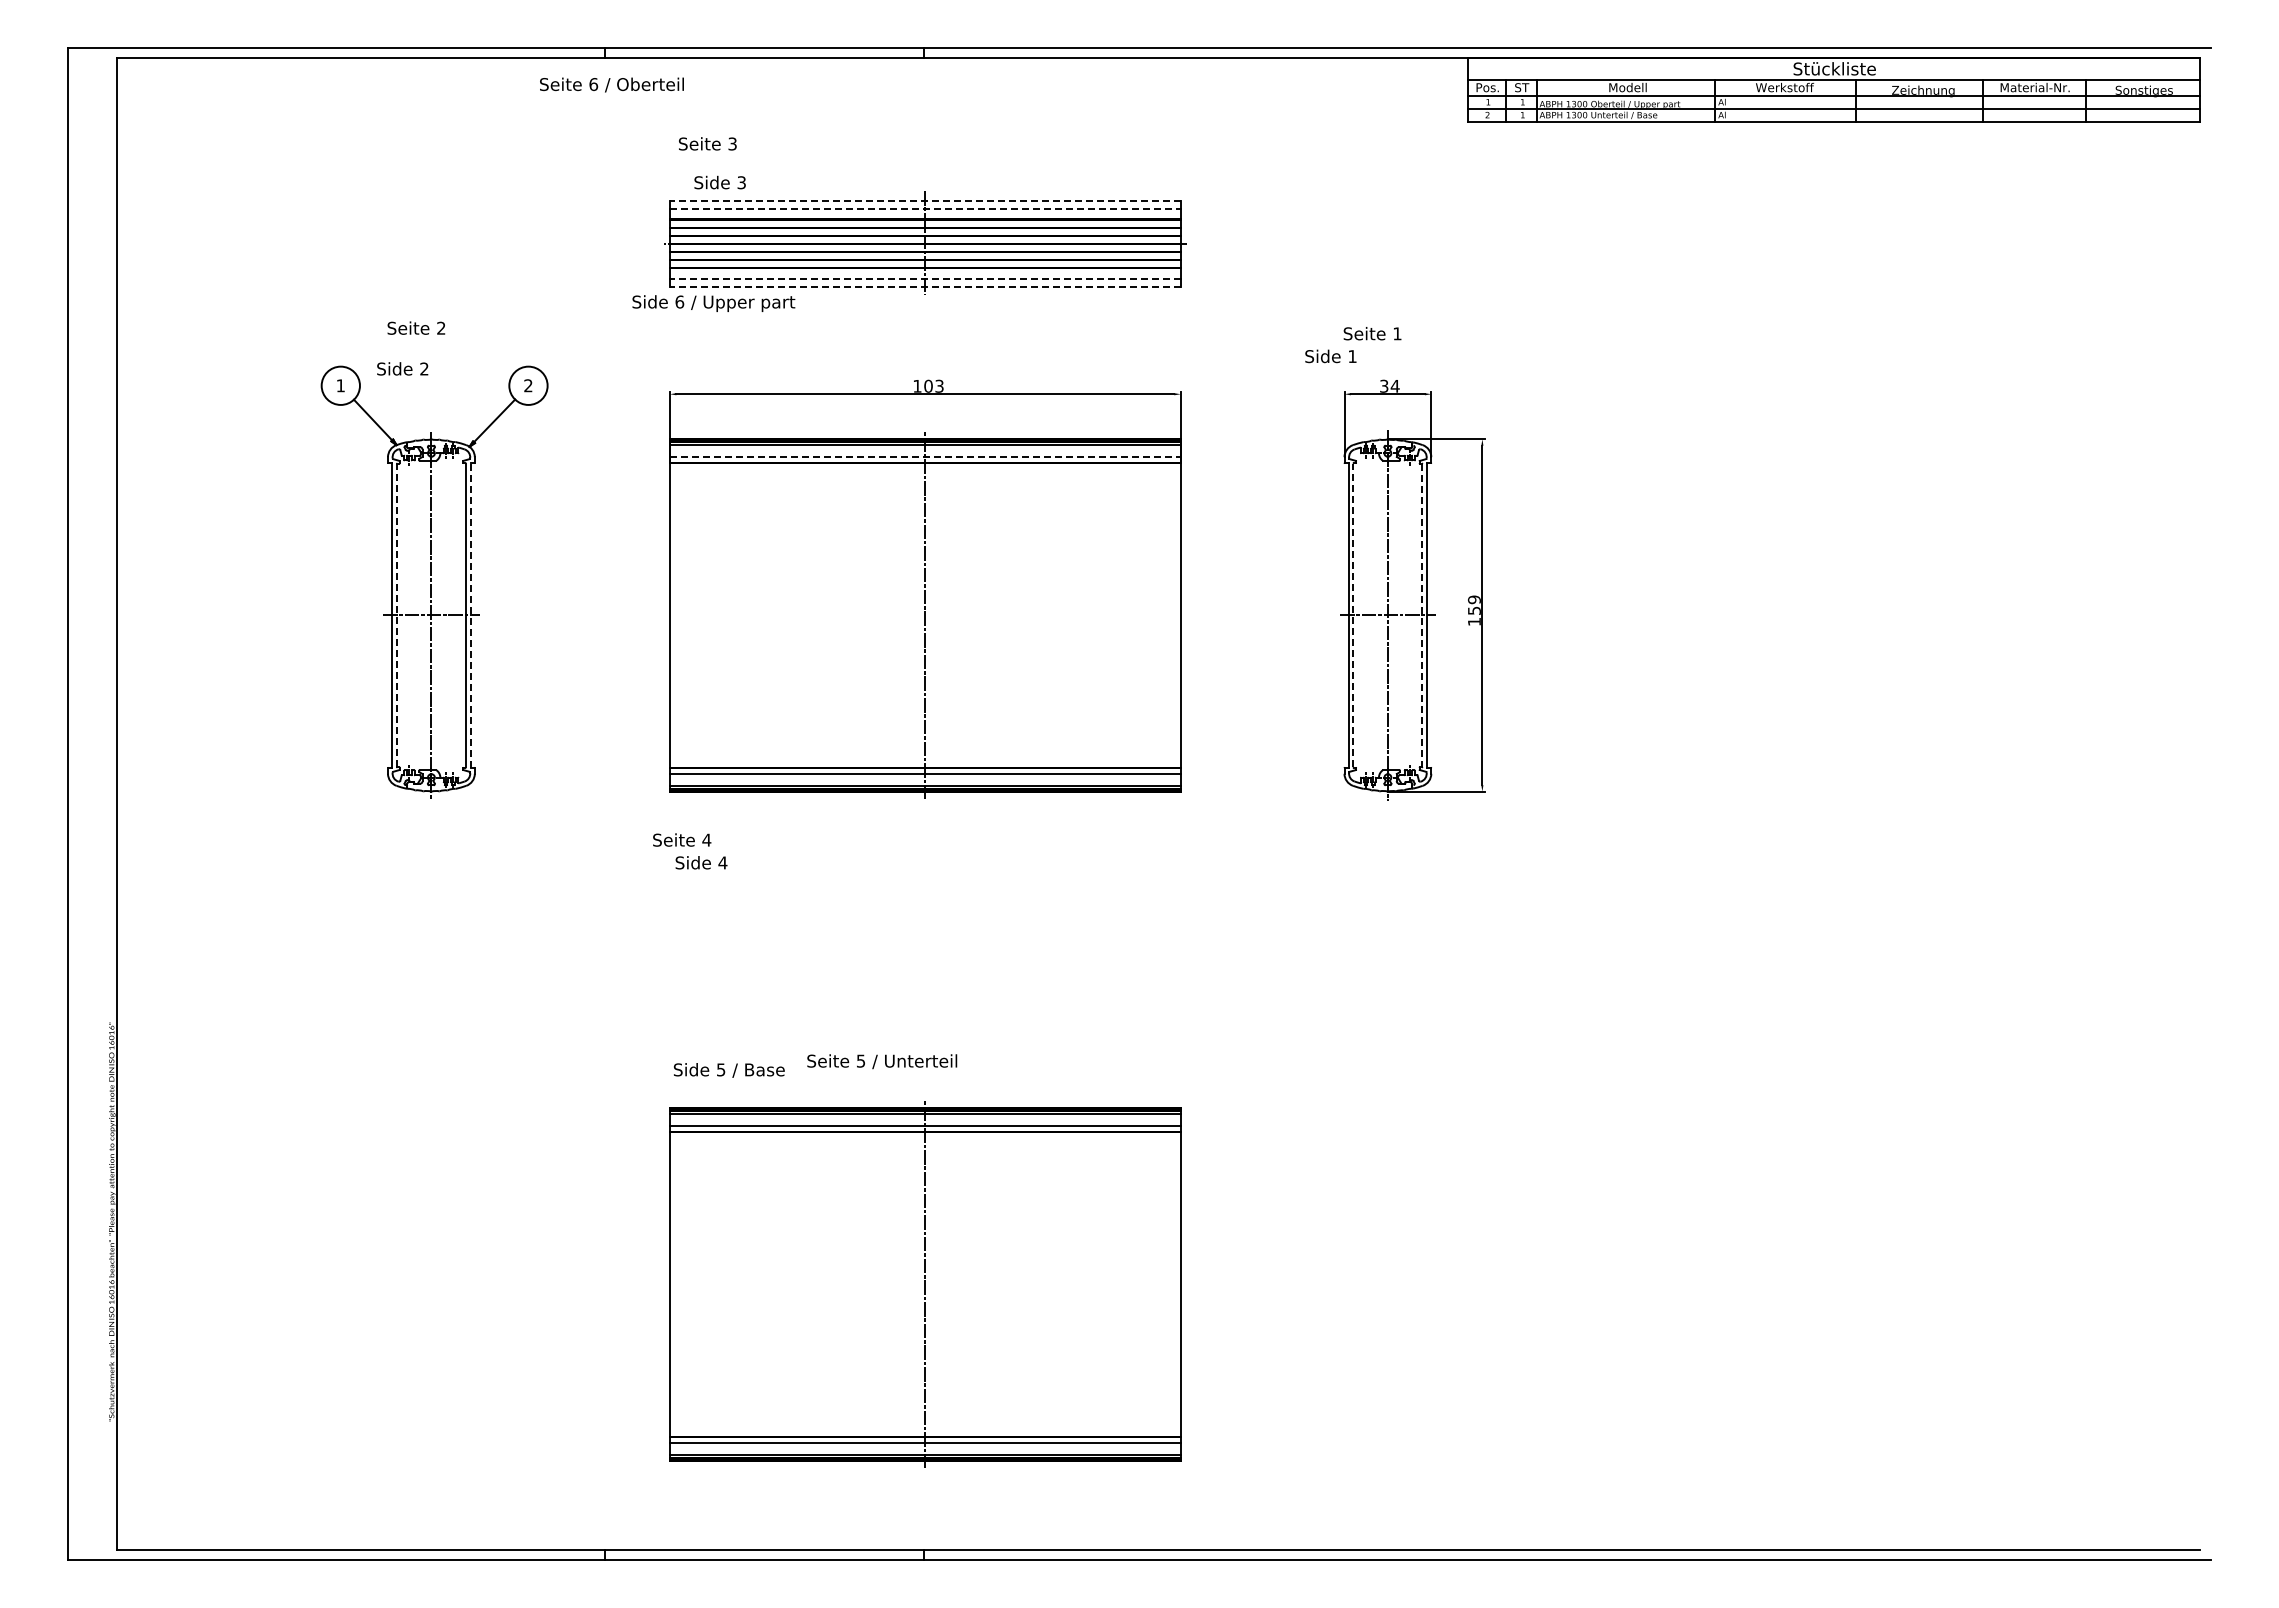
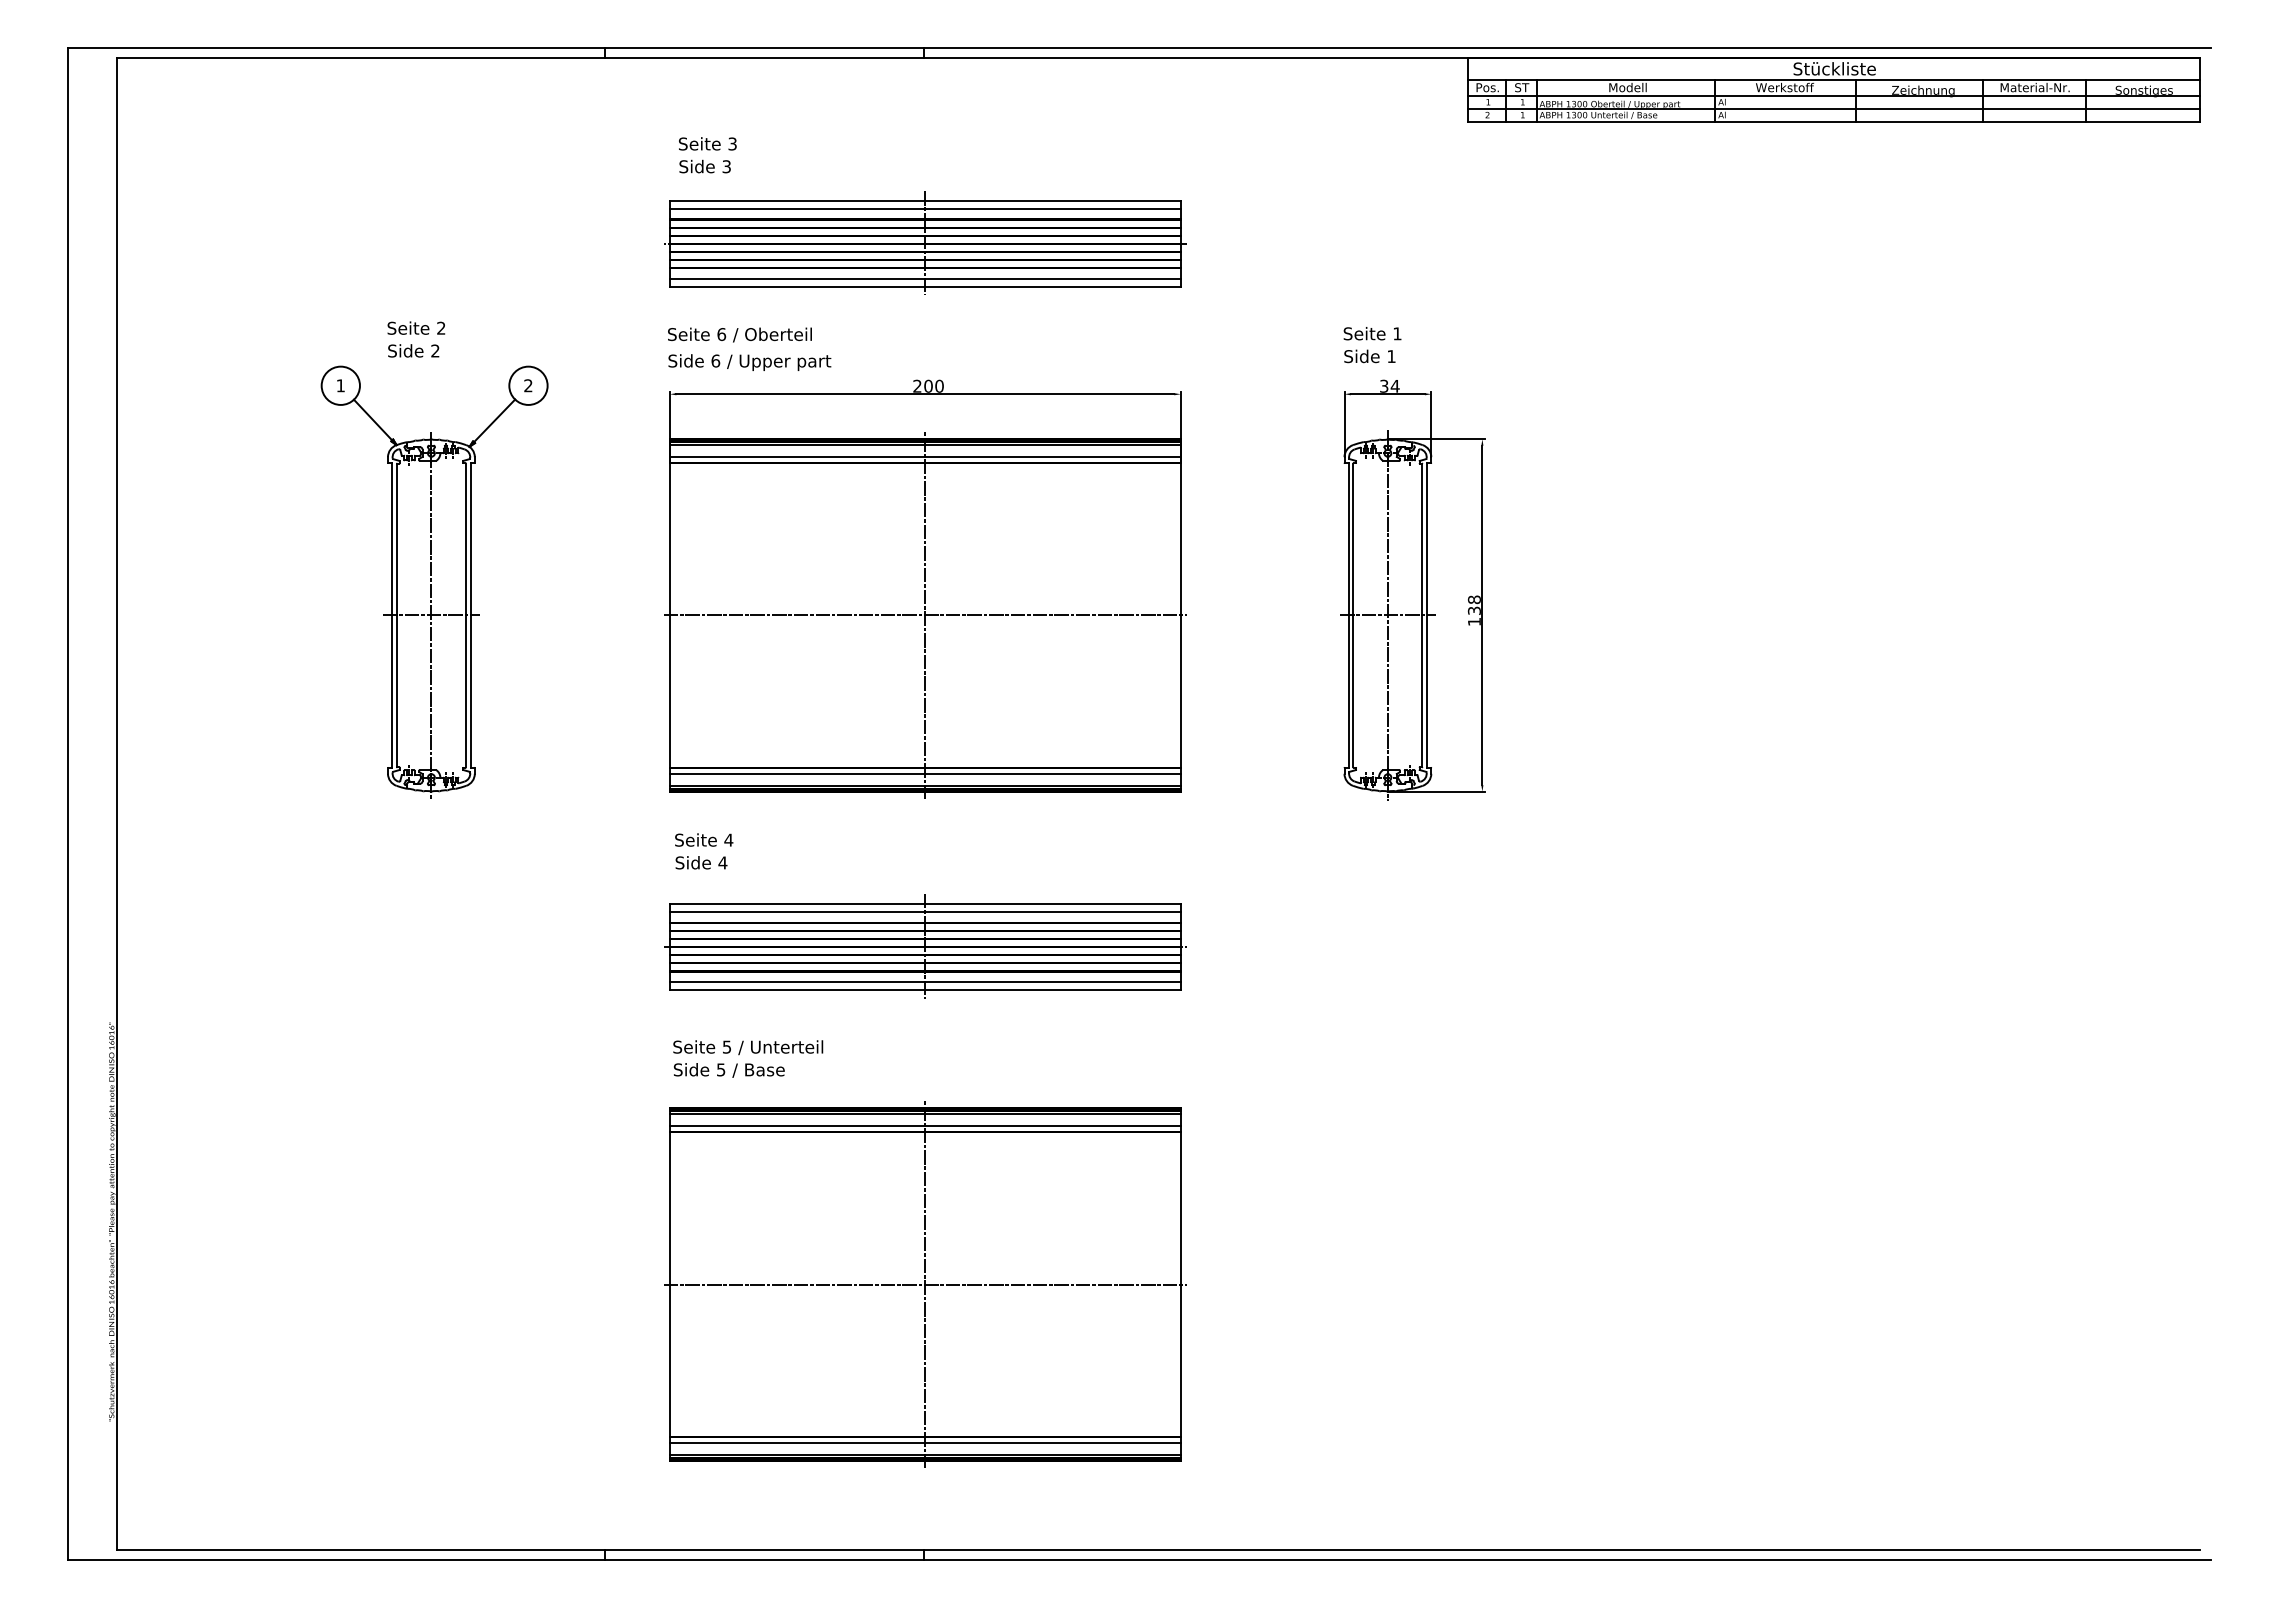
text position: (611, 84) -> (739, 334) (739, 334)
text position: (719, 182) -> (704, 166) (704, 166)
line: dashed -> solid (924, 200)
line: dashed -> solid (925, 209)
line: dashed -> solid (924, 278)
line: dashed -> solid (924, 287)
text position: (713, 303) -> (749, 362) (749, 362)
text position: (1330, 356) -> (1369, 356) (1369, 356)
text position: (402, 368) -> (413, 350) (413, 350)
text: 103 -> 200 (928, 385)
line: dashed -> solid (925, 457)
text: 159 -> 138 (1473, 604)
line: dashed -> solid (396, 614)
line: dashed -> solid (470, 614)
line: none -> present (925, 615)
line: dashed -> solid (1353, 615)
line: dashed -> solid (1422, 615)
text position: (682, 839) -> (704, 839) (704, 839)
part: none -> present (925, 946)
text position: (882, 1061) -> (748, 1047) (748, 1047)
line: none -> present (925, 1284)
